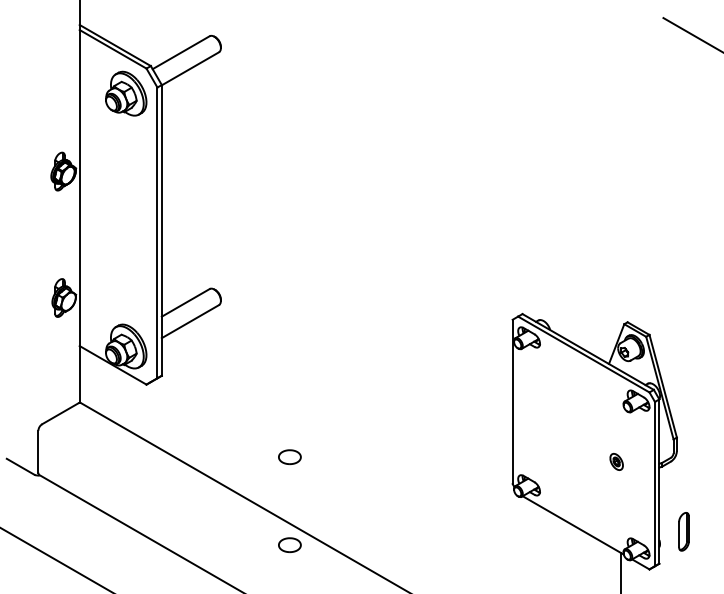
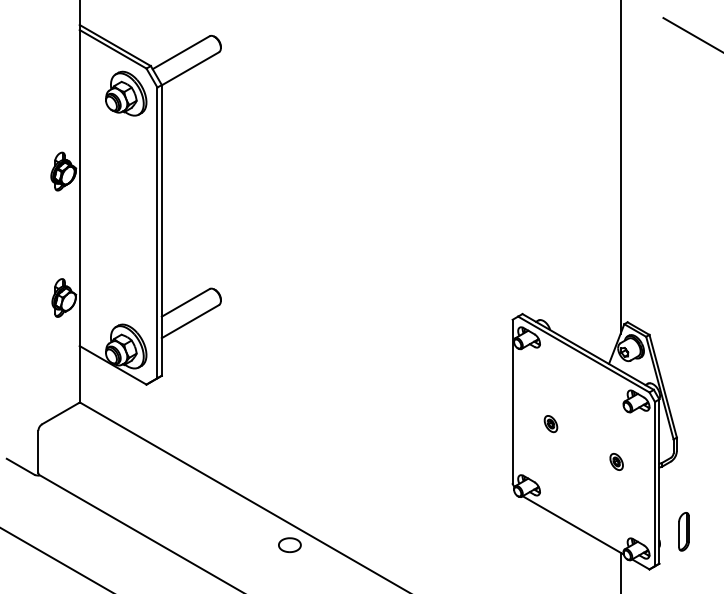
line: none -> present (620, 168)
part: none -> present (550, 424)
part: present -> none (289, 456)
